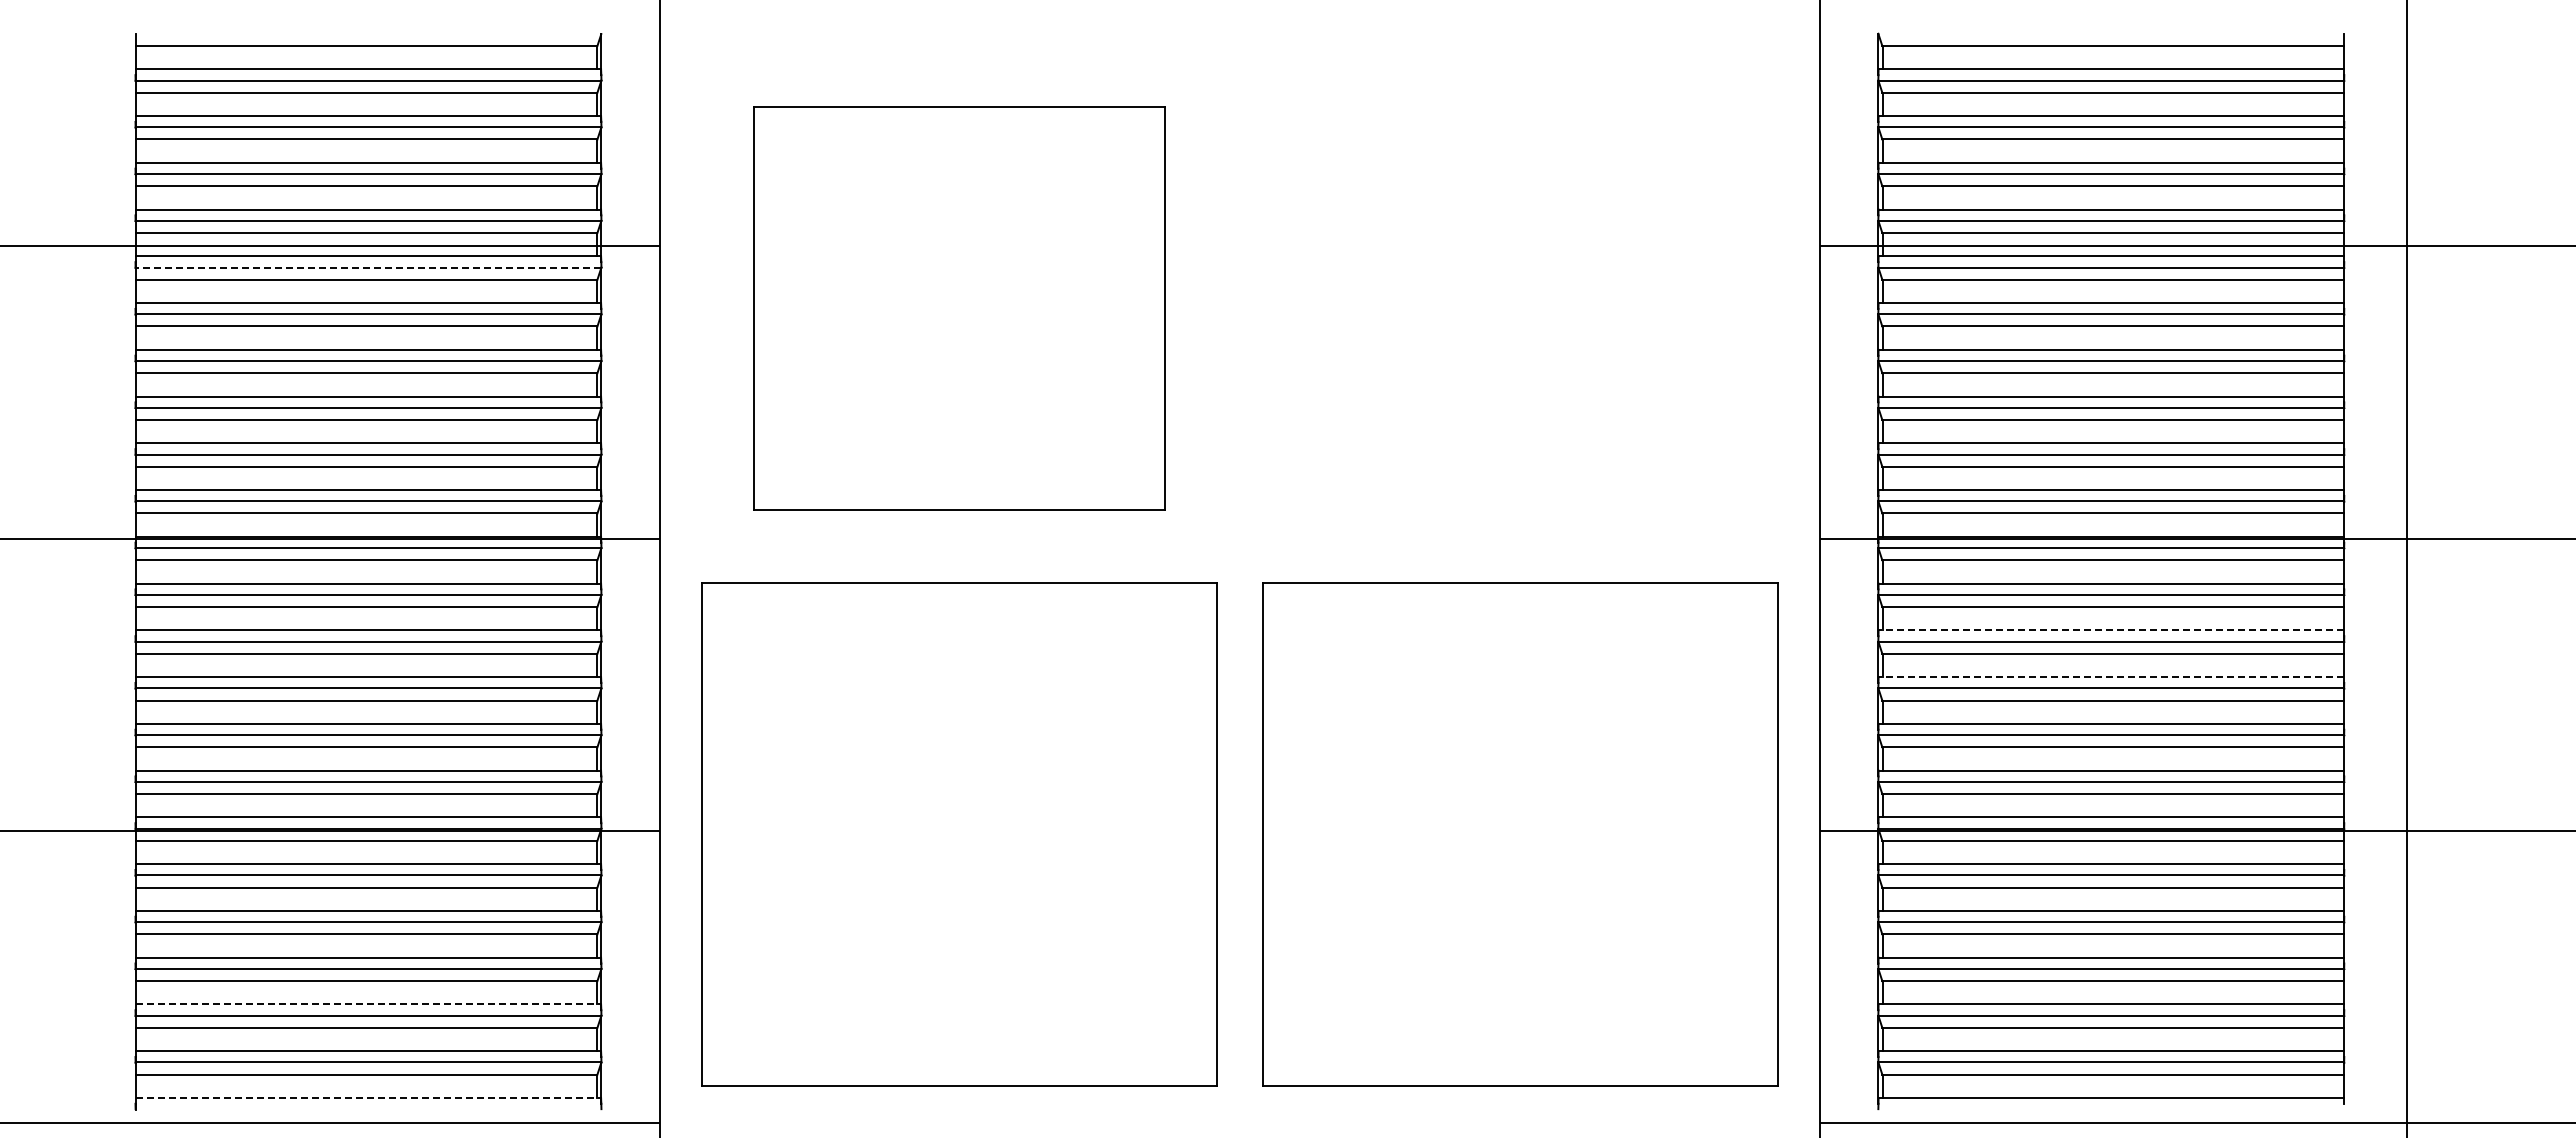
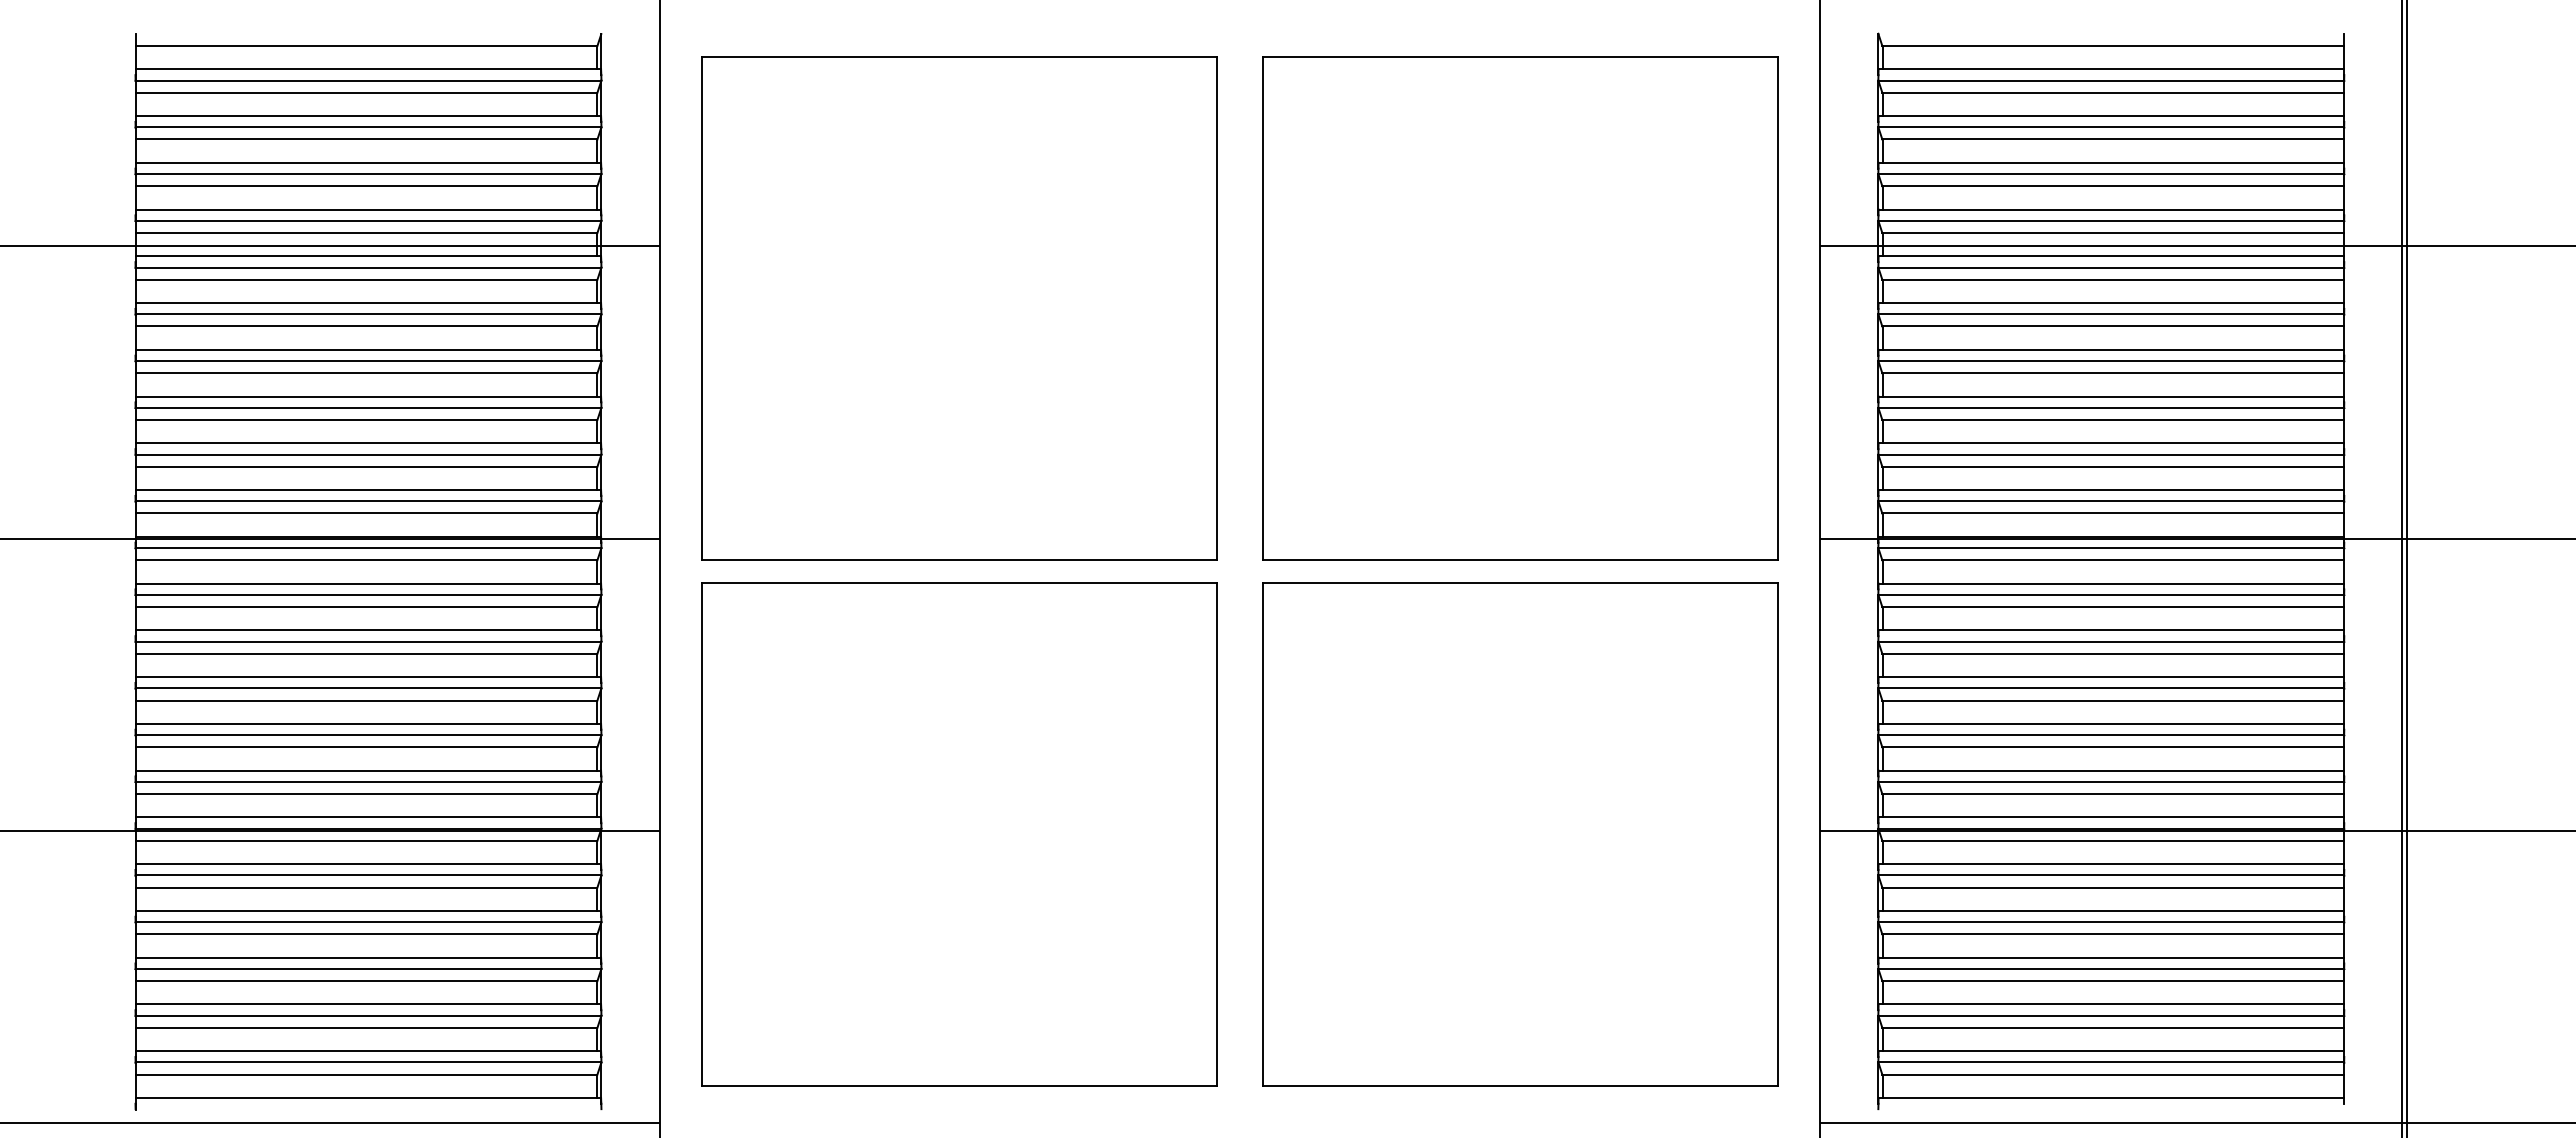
line: dashed -> solid (368, 267)
part size: 413x405 px -> 517x505 px (959, 308)
part: none -> present (1520, 308)
line: none -> present (2402, 568)
line: dashed -> solid (2111, 630)
line: dashed -> solid (2111, 677)
line: dashed -> solid (368, 1004)
line: dashed -> solid (368, 1097)
